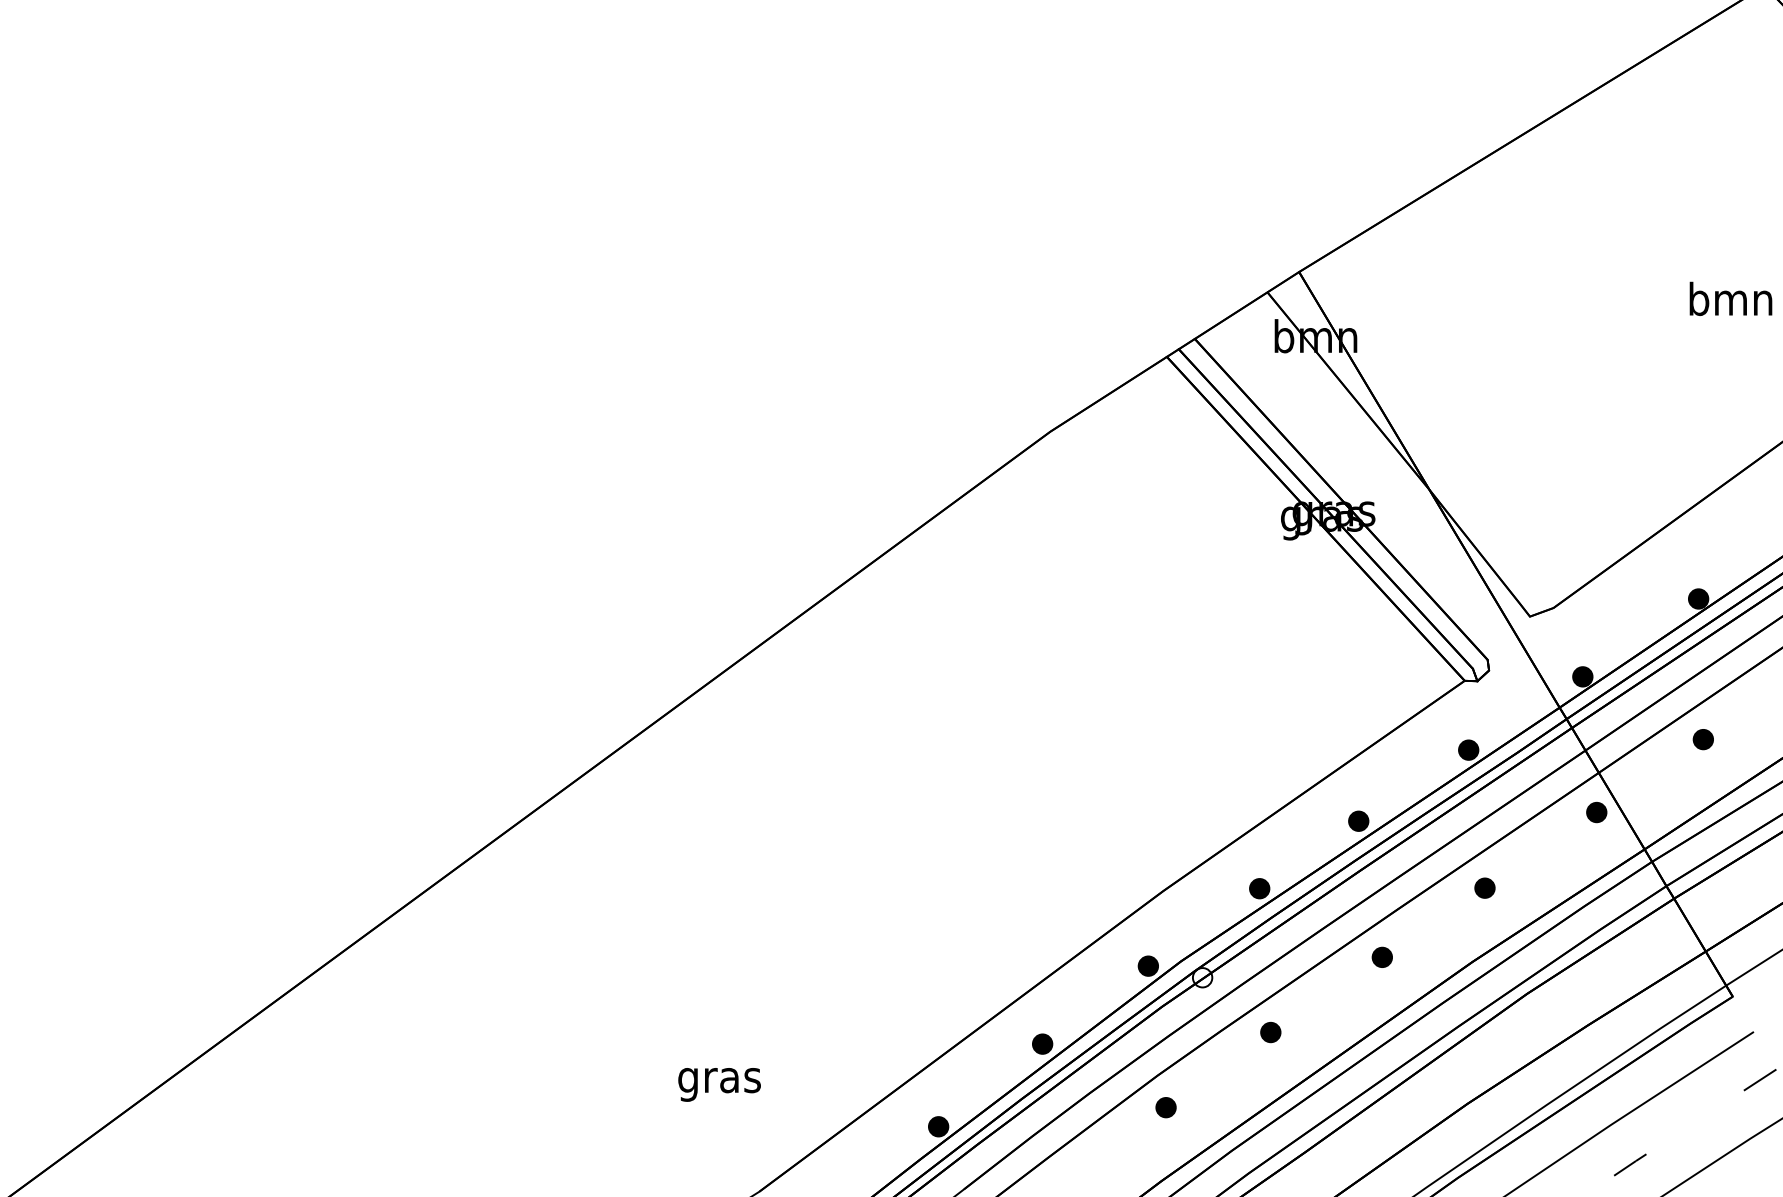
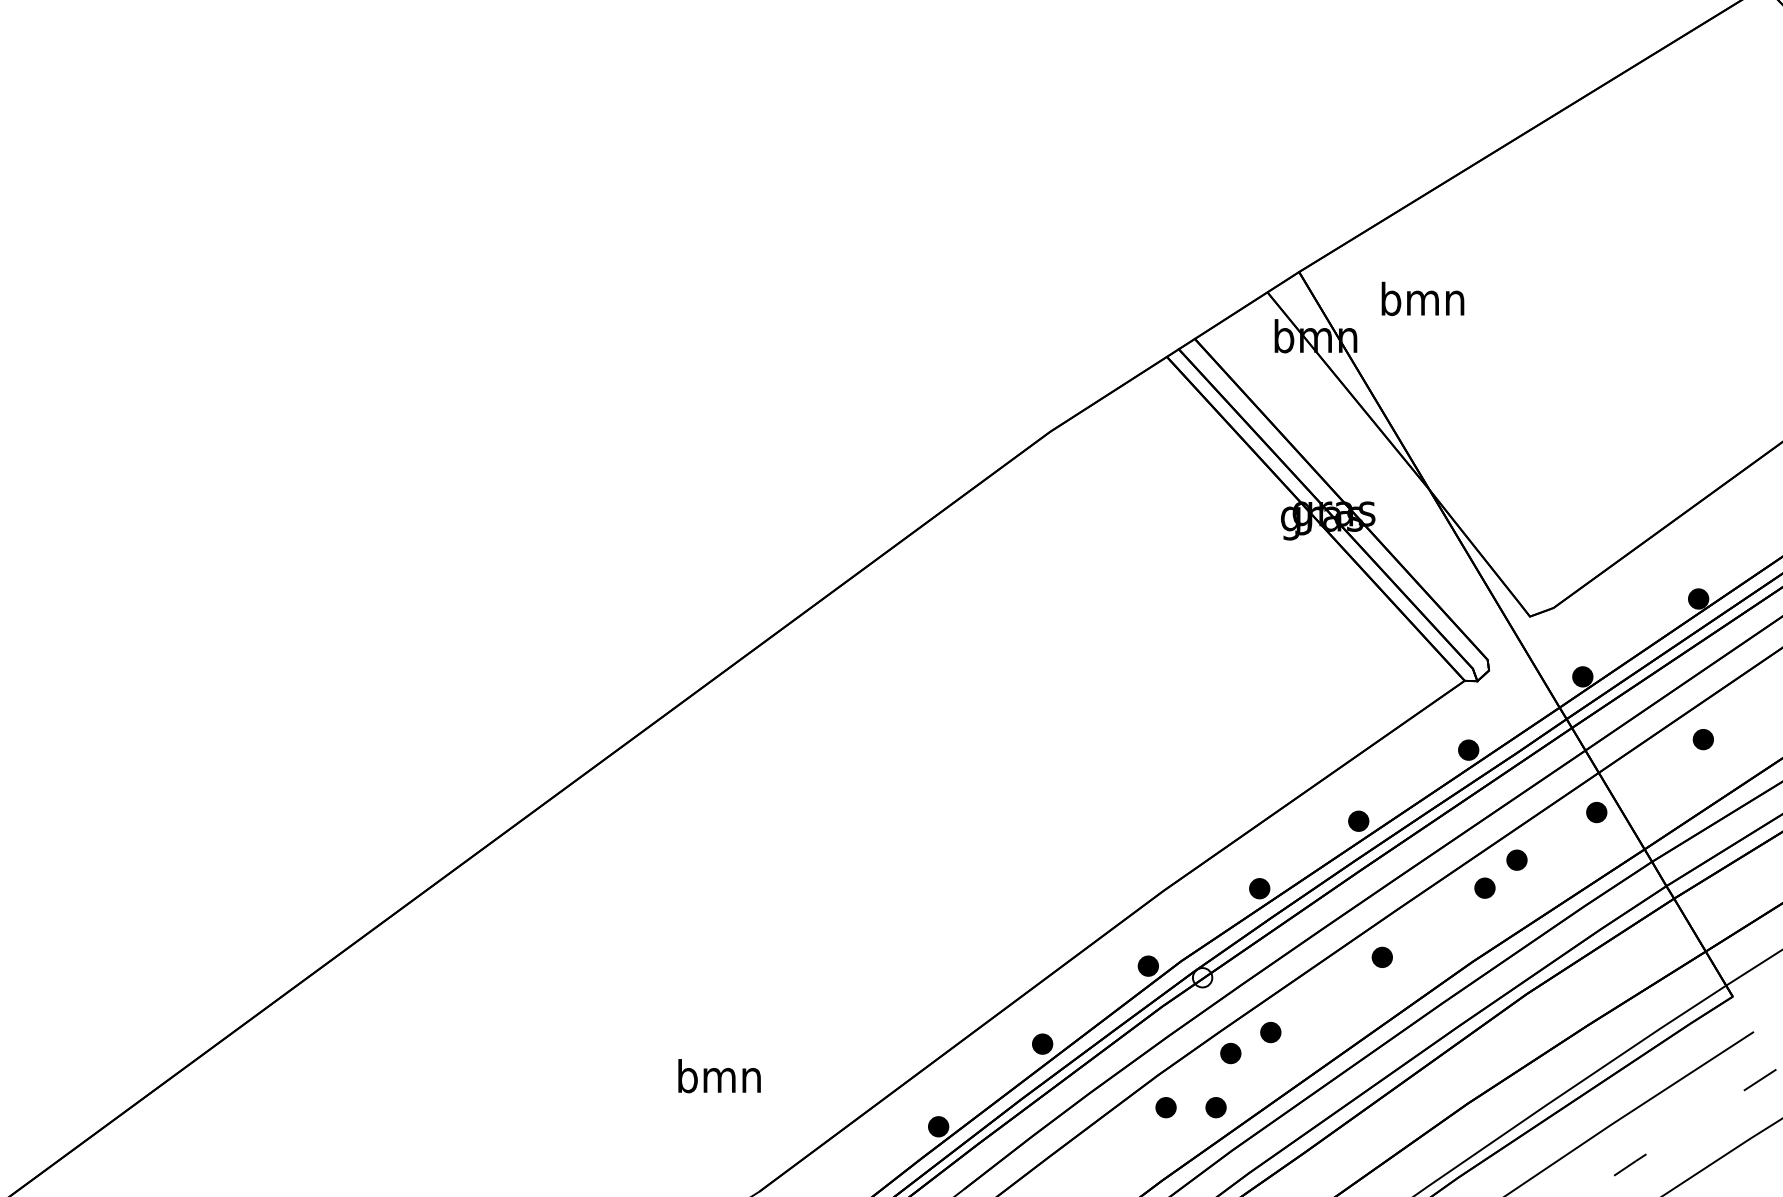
text position: (1730, 298) -> (1422, 298) (1422, 298)
part: none -> present (1516, 859)
part: none -> present (1230, 1053)
text: gras -> bmn (719, 1080)
part: none -> present (1215, 1107)
